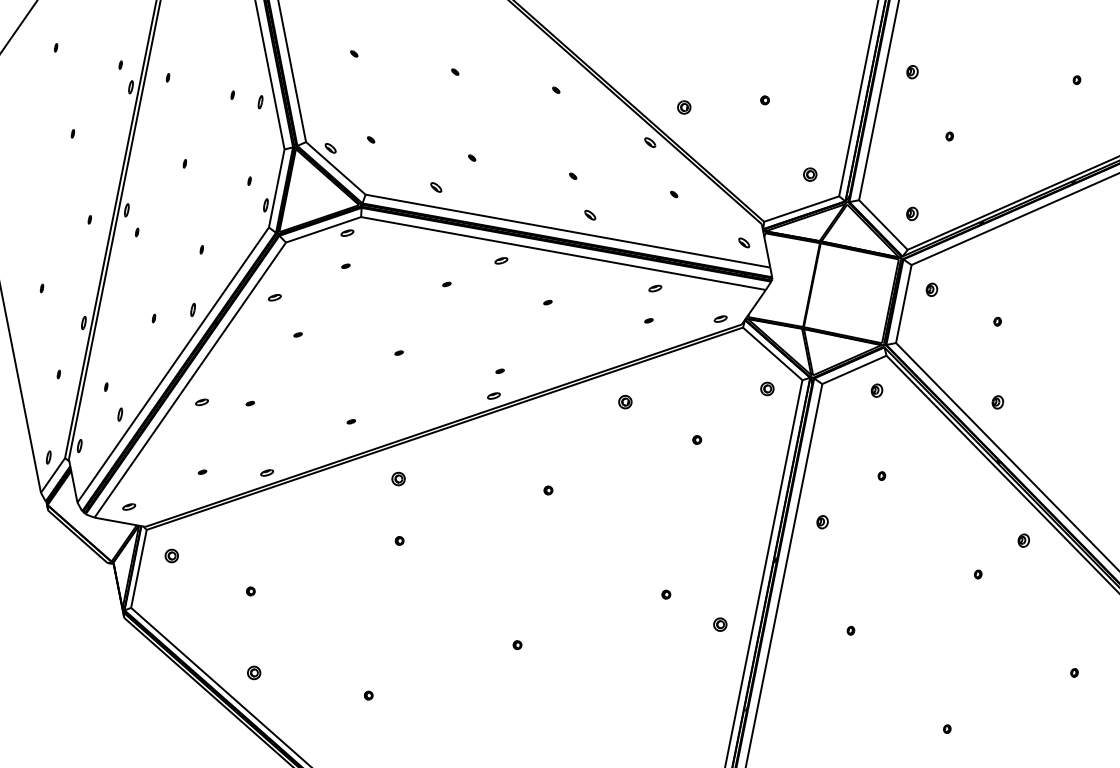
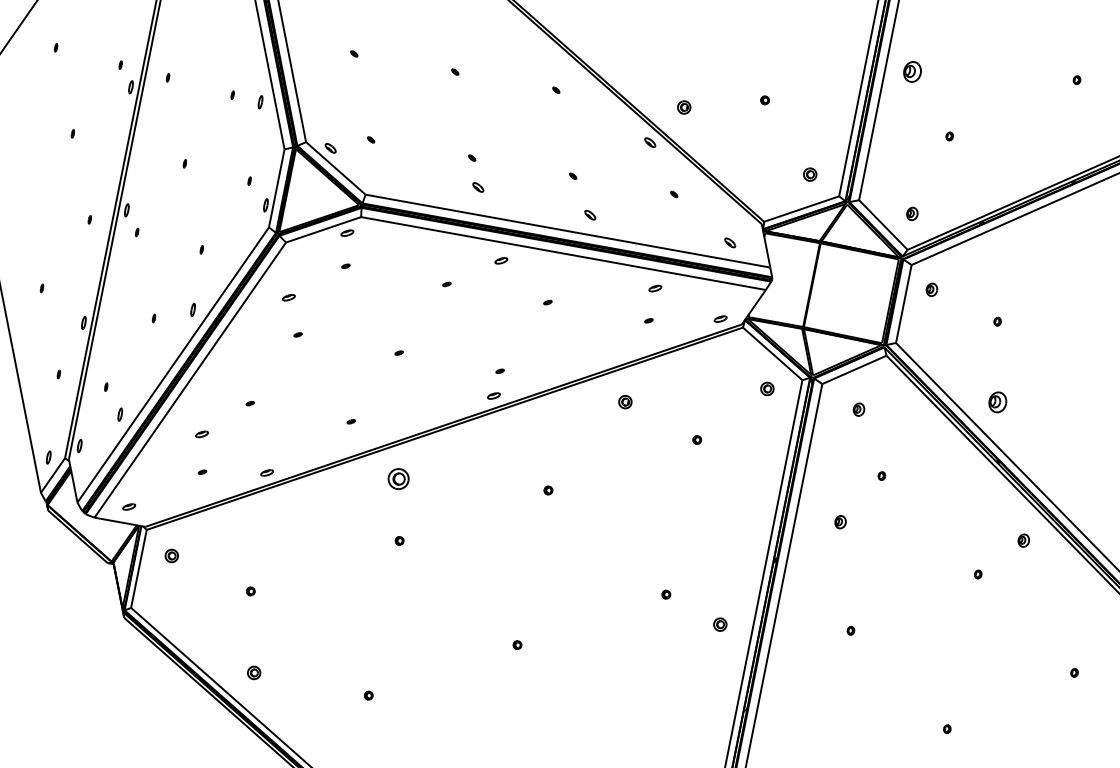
part size: 13x15 px -> 19x22 px (912, 71)
part position: (436, 187) -> (478, 187) (478, 187)
part position: (744, 242) -> (730, 242) (730, 242)
part position: (274, 297) -> (288, 297) (288, 297)
part position: (876, 390) -> (858, 409) (858, 409)
part position: (201, 402) -> (201, 434) (201, 434)
part size: 14x15 px -> 20x23 px (997, 402)
part size: 15x16 px -> 23x23 px (398, 479)
part position: (822, 522) -> (840, 522) (840, 522)
